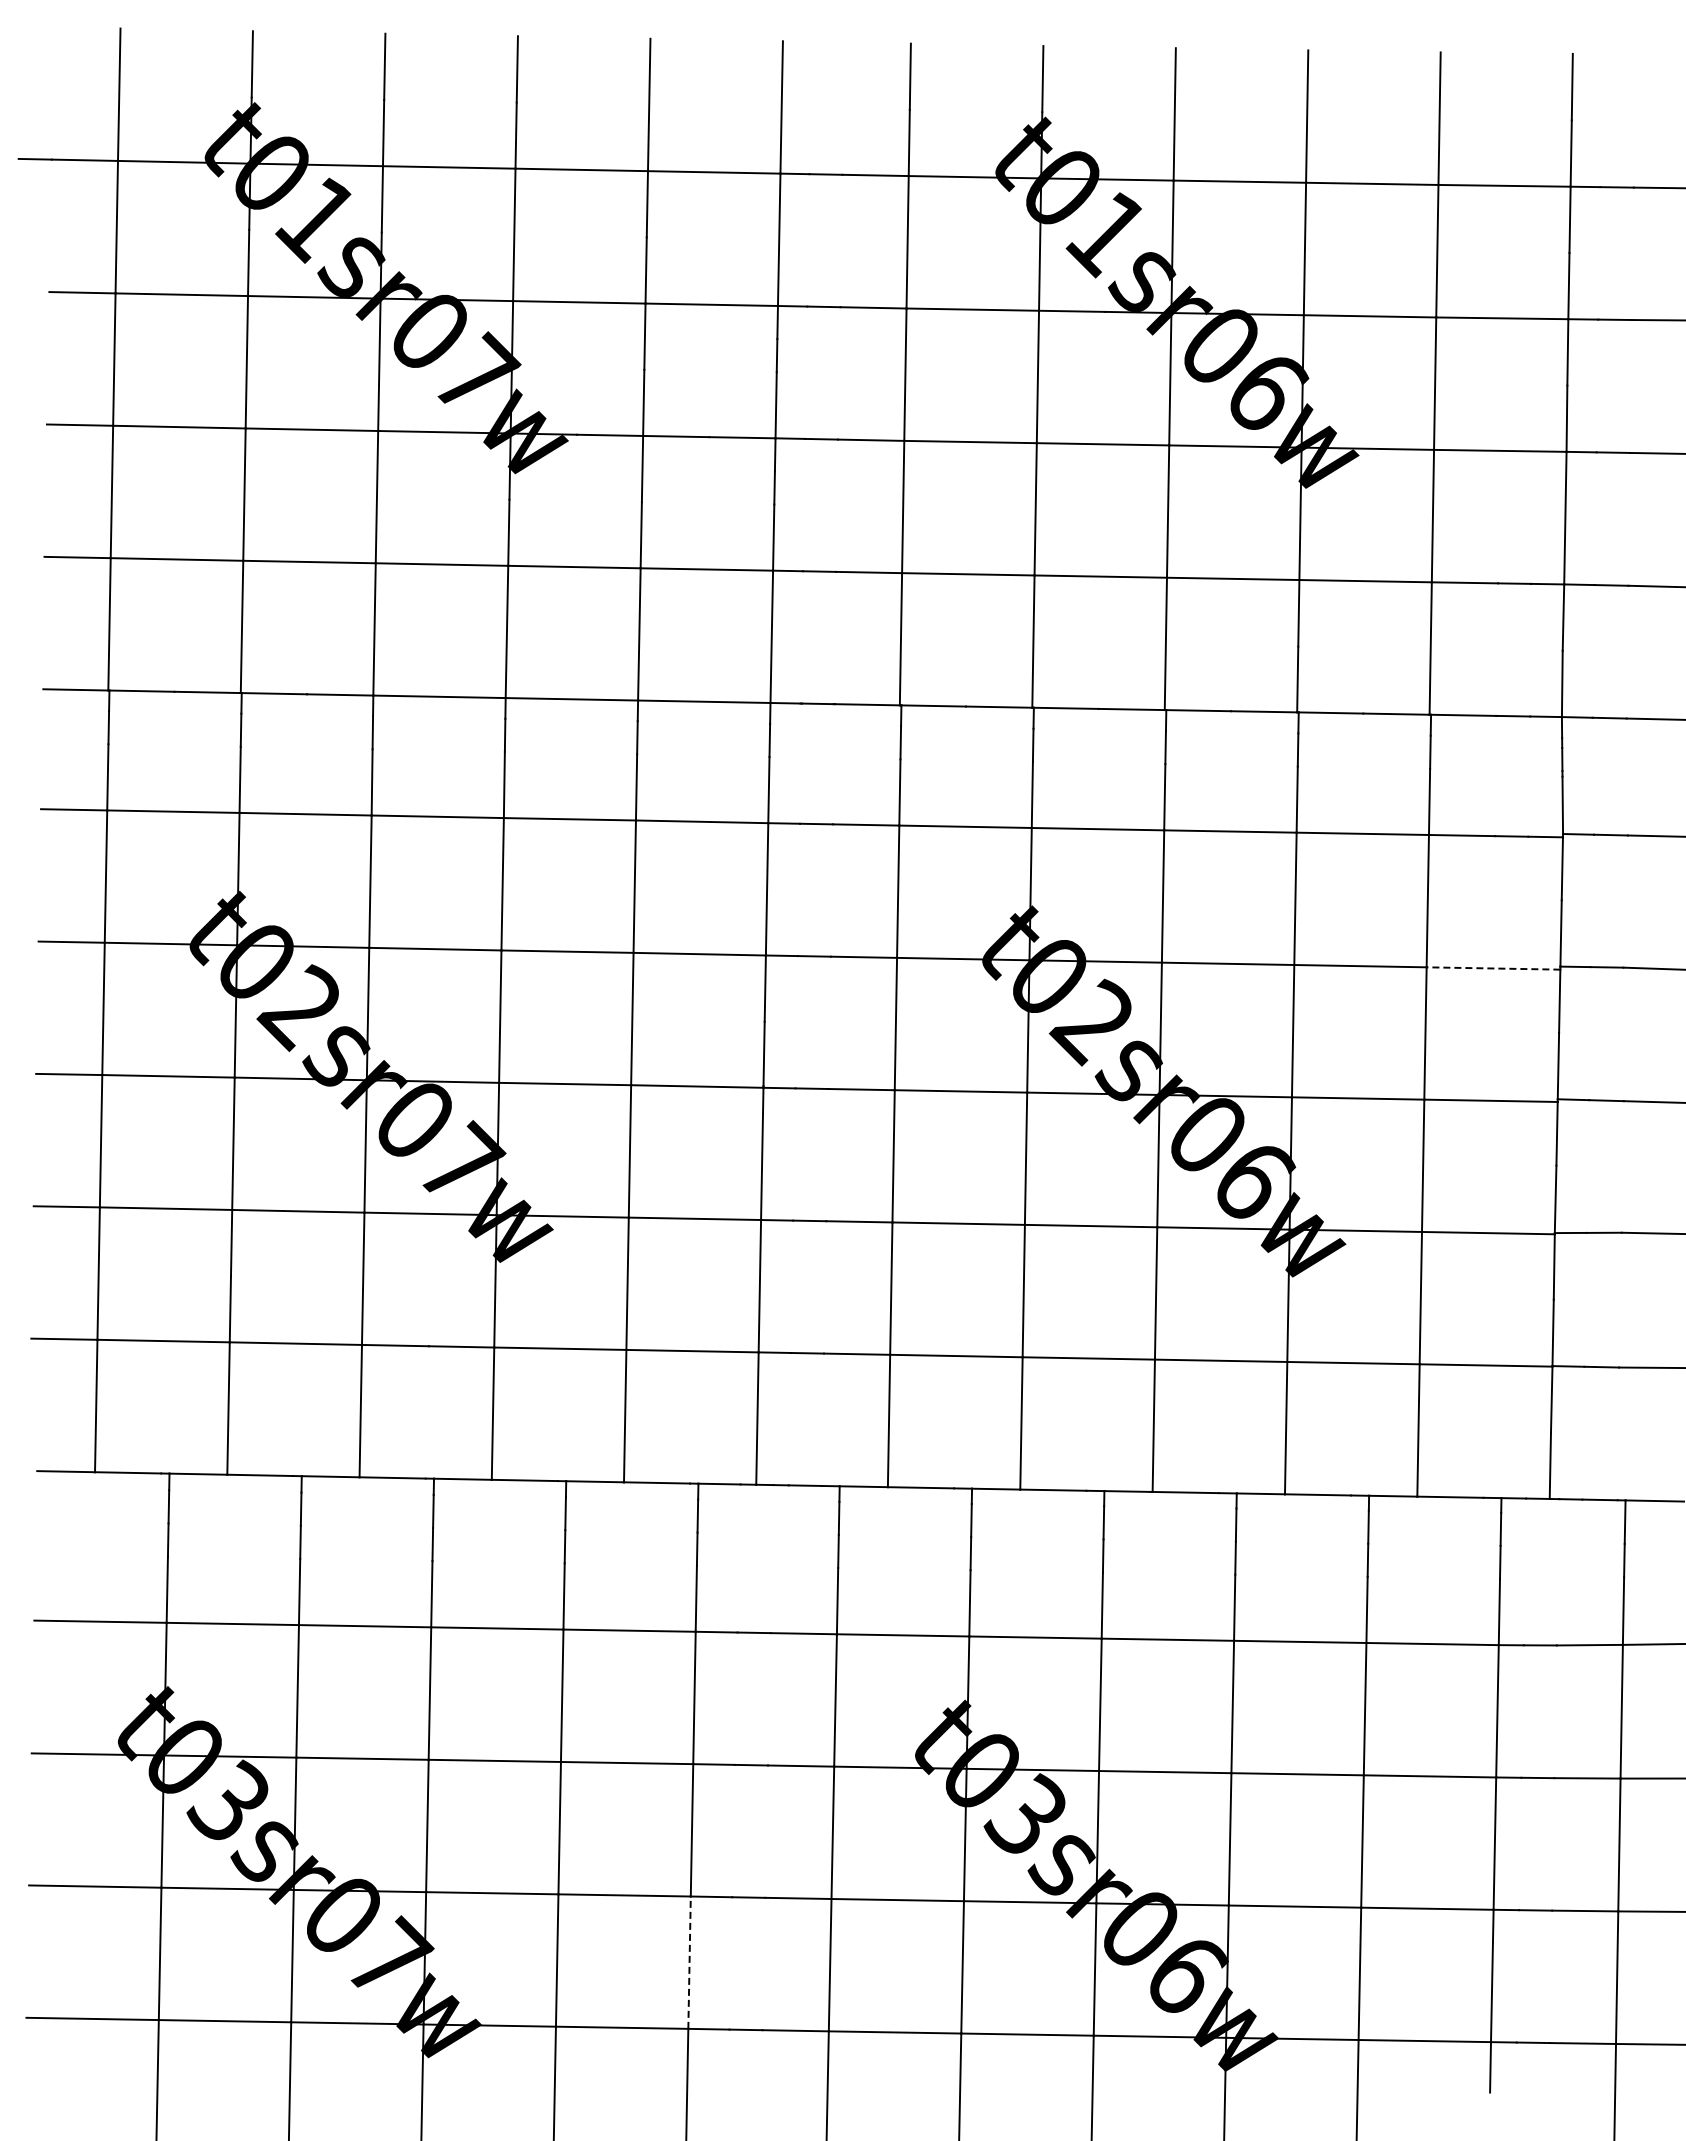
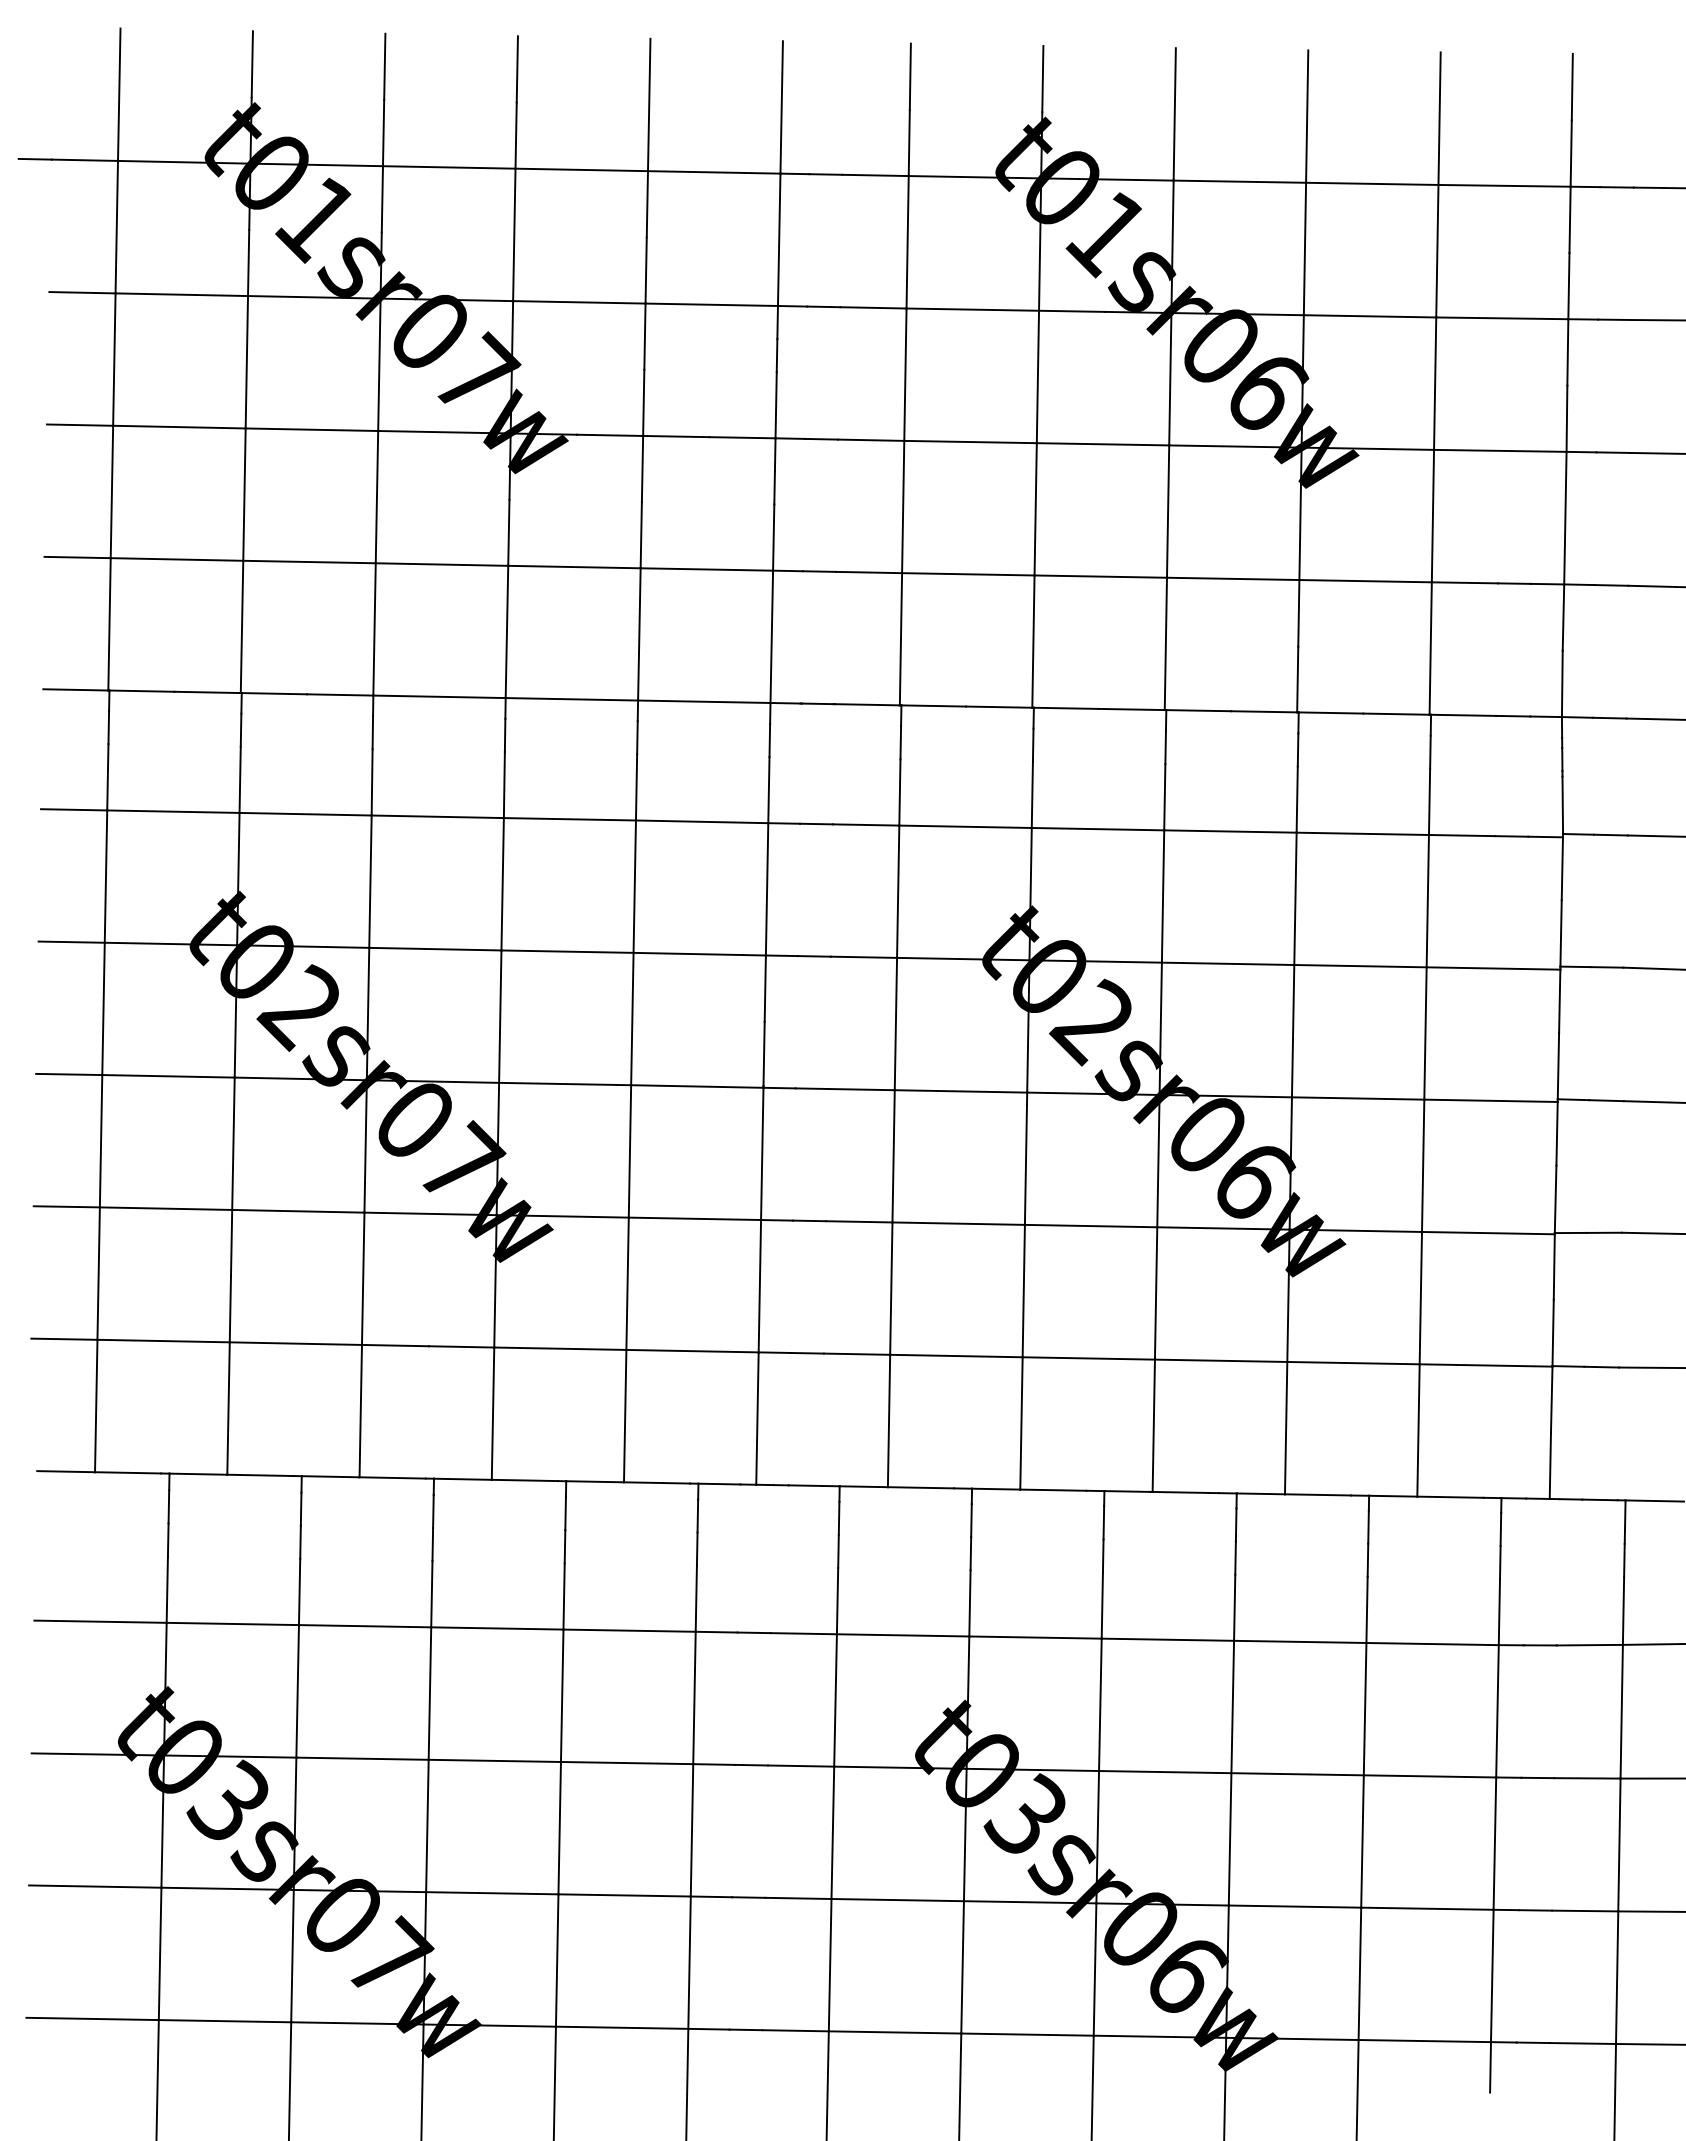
line: dashed -> solid (1493, 968)
line: dashed -> solid (689, 1962)
